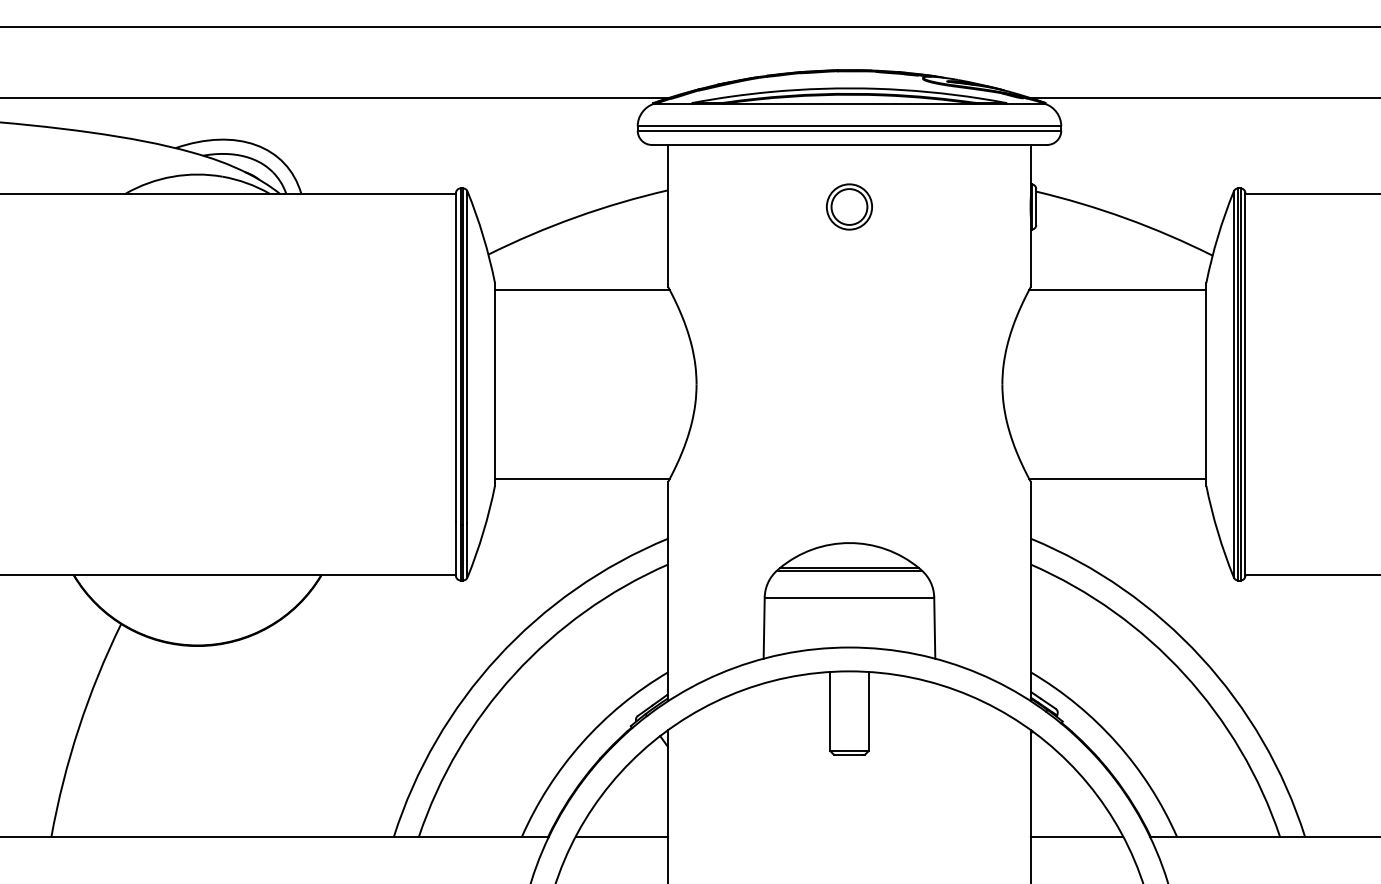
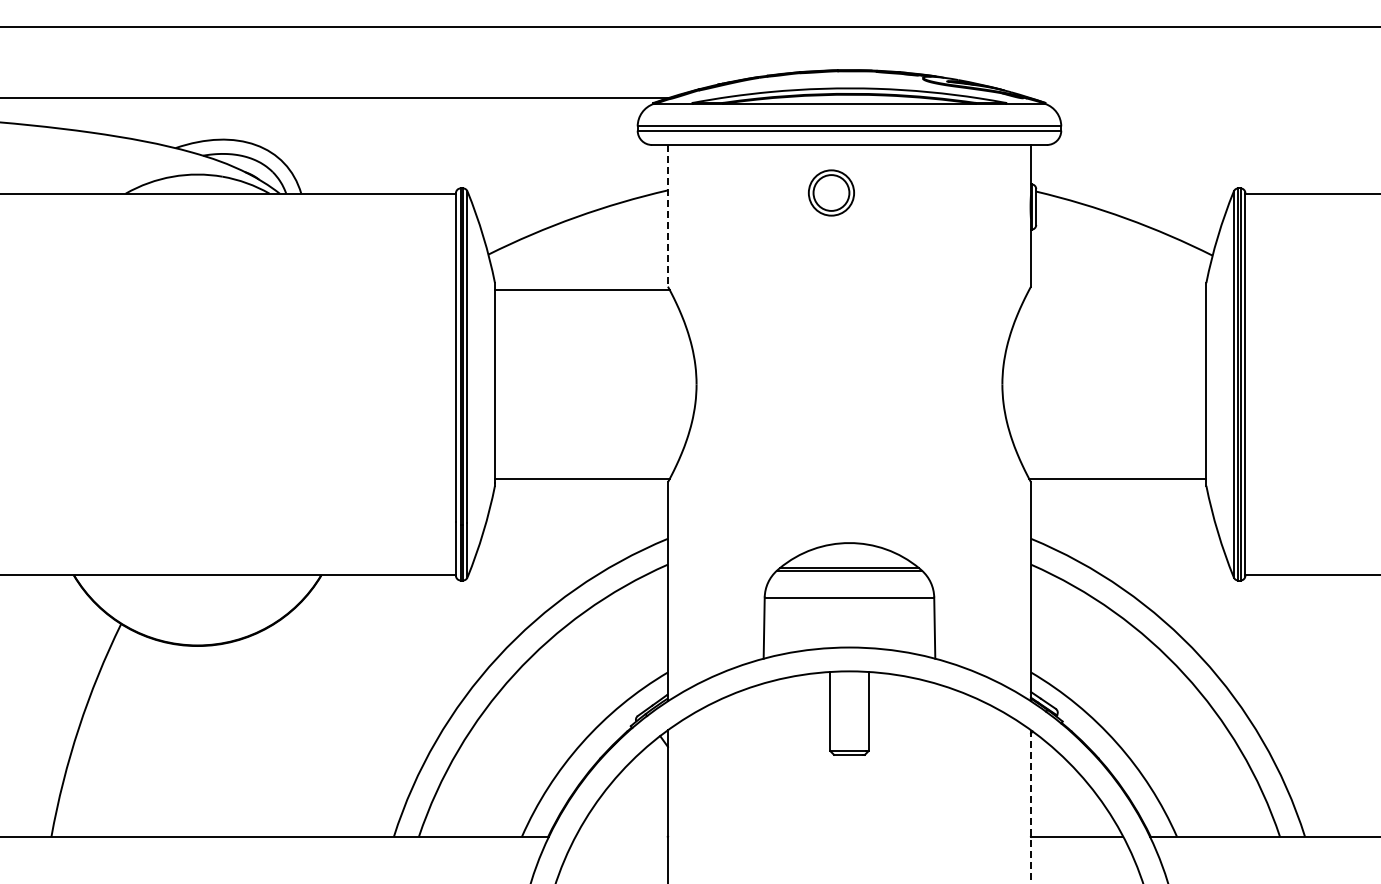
line: present -> none (1204, 98)
part position: (849, 206) -> (831, 192) (831, 192)
line: solid -> dashed (667, 215)
line: present -> none (1117, 290)
line: solid -> dashed (1030, 807)
line: present -> none (621, 836)
